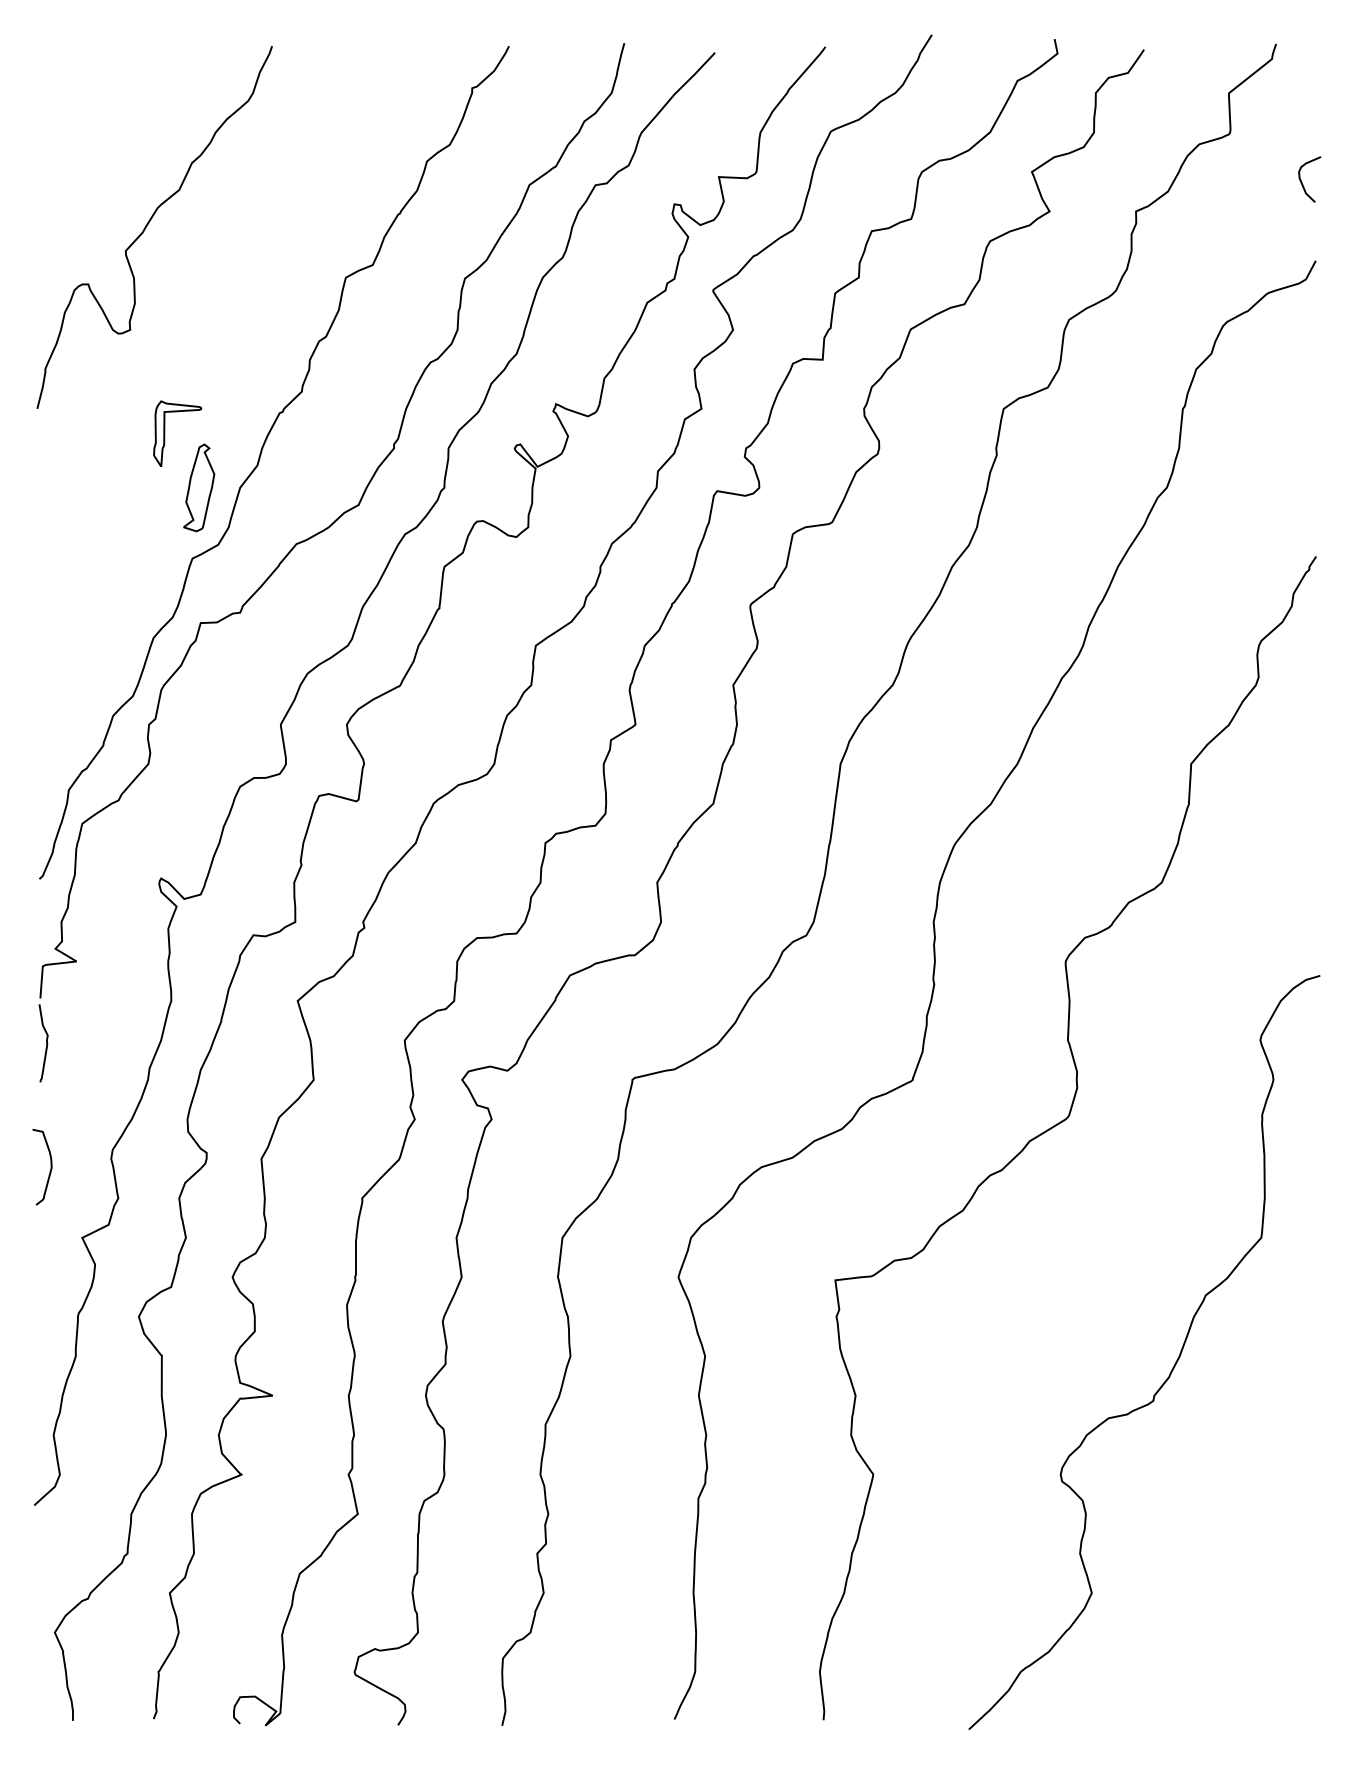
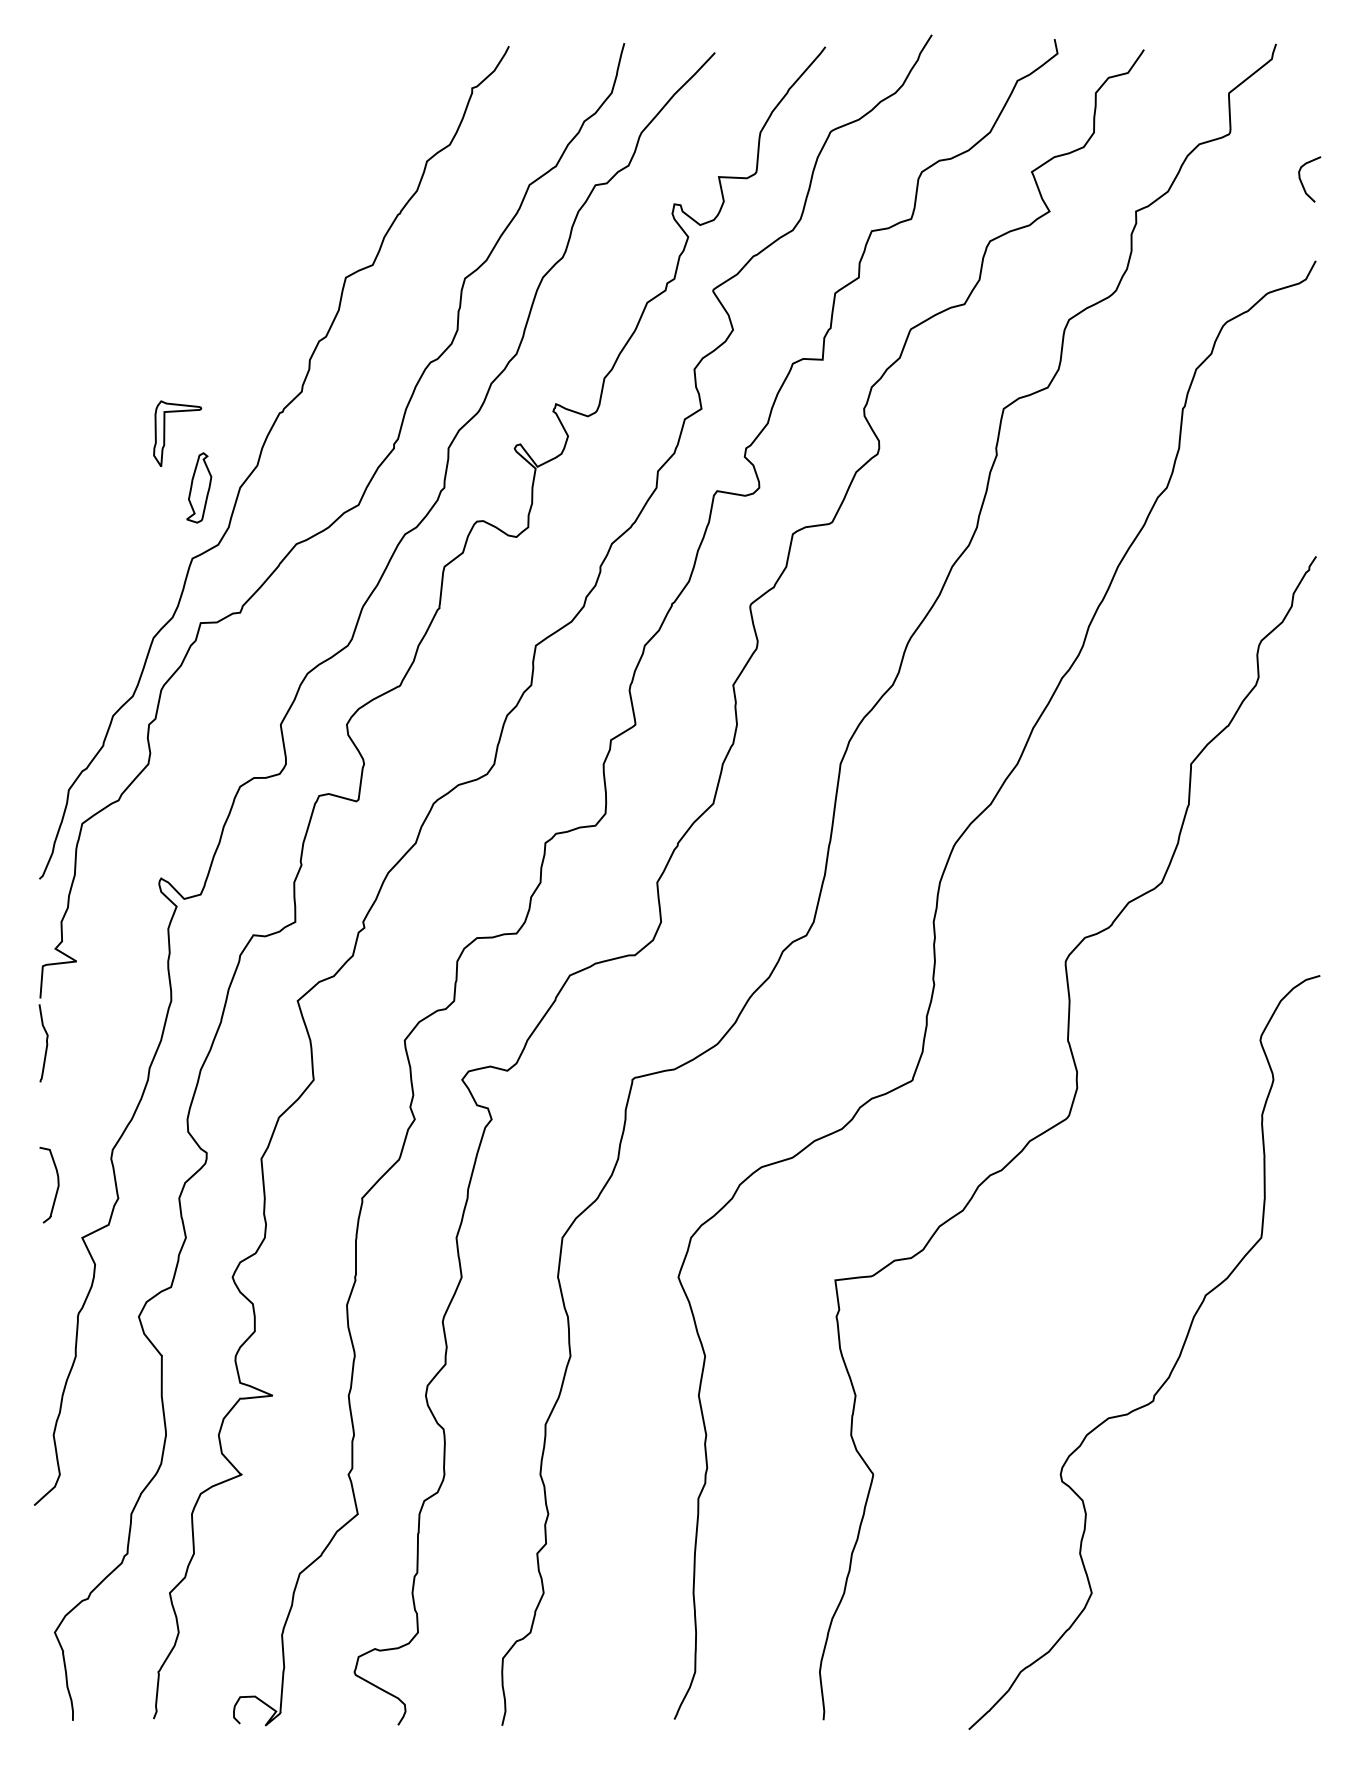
curve: present -> none (149, 223)
part size: 33x90 px -> 27x72 px (199, 487)
curve position: (50, 1166) -> (57, 1184) (57, 1184)
